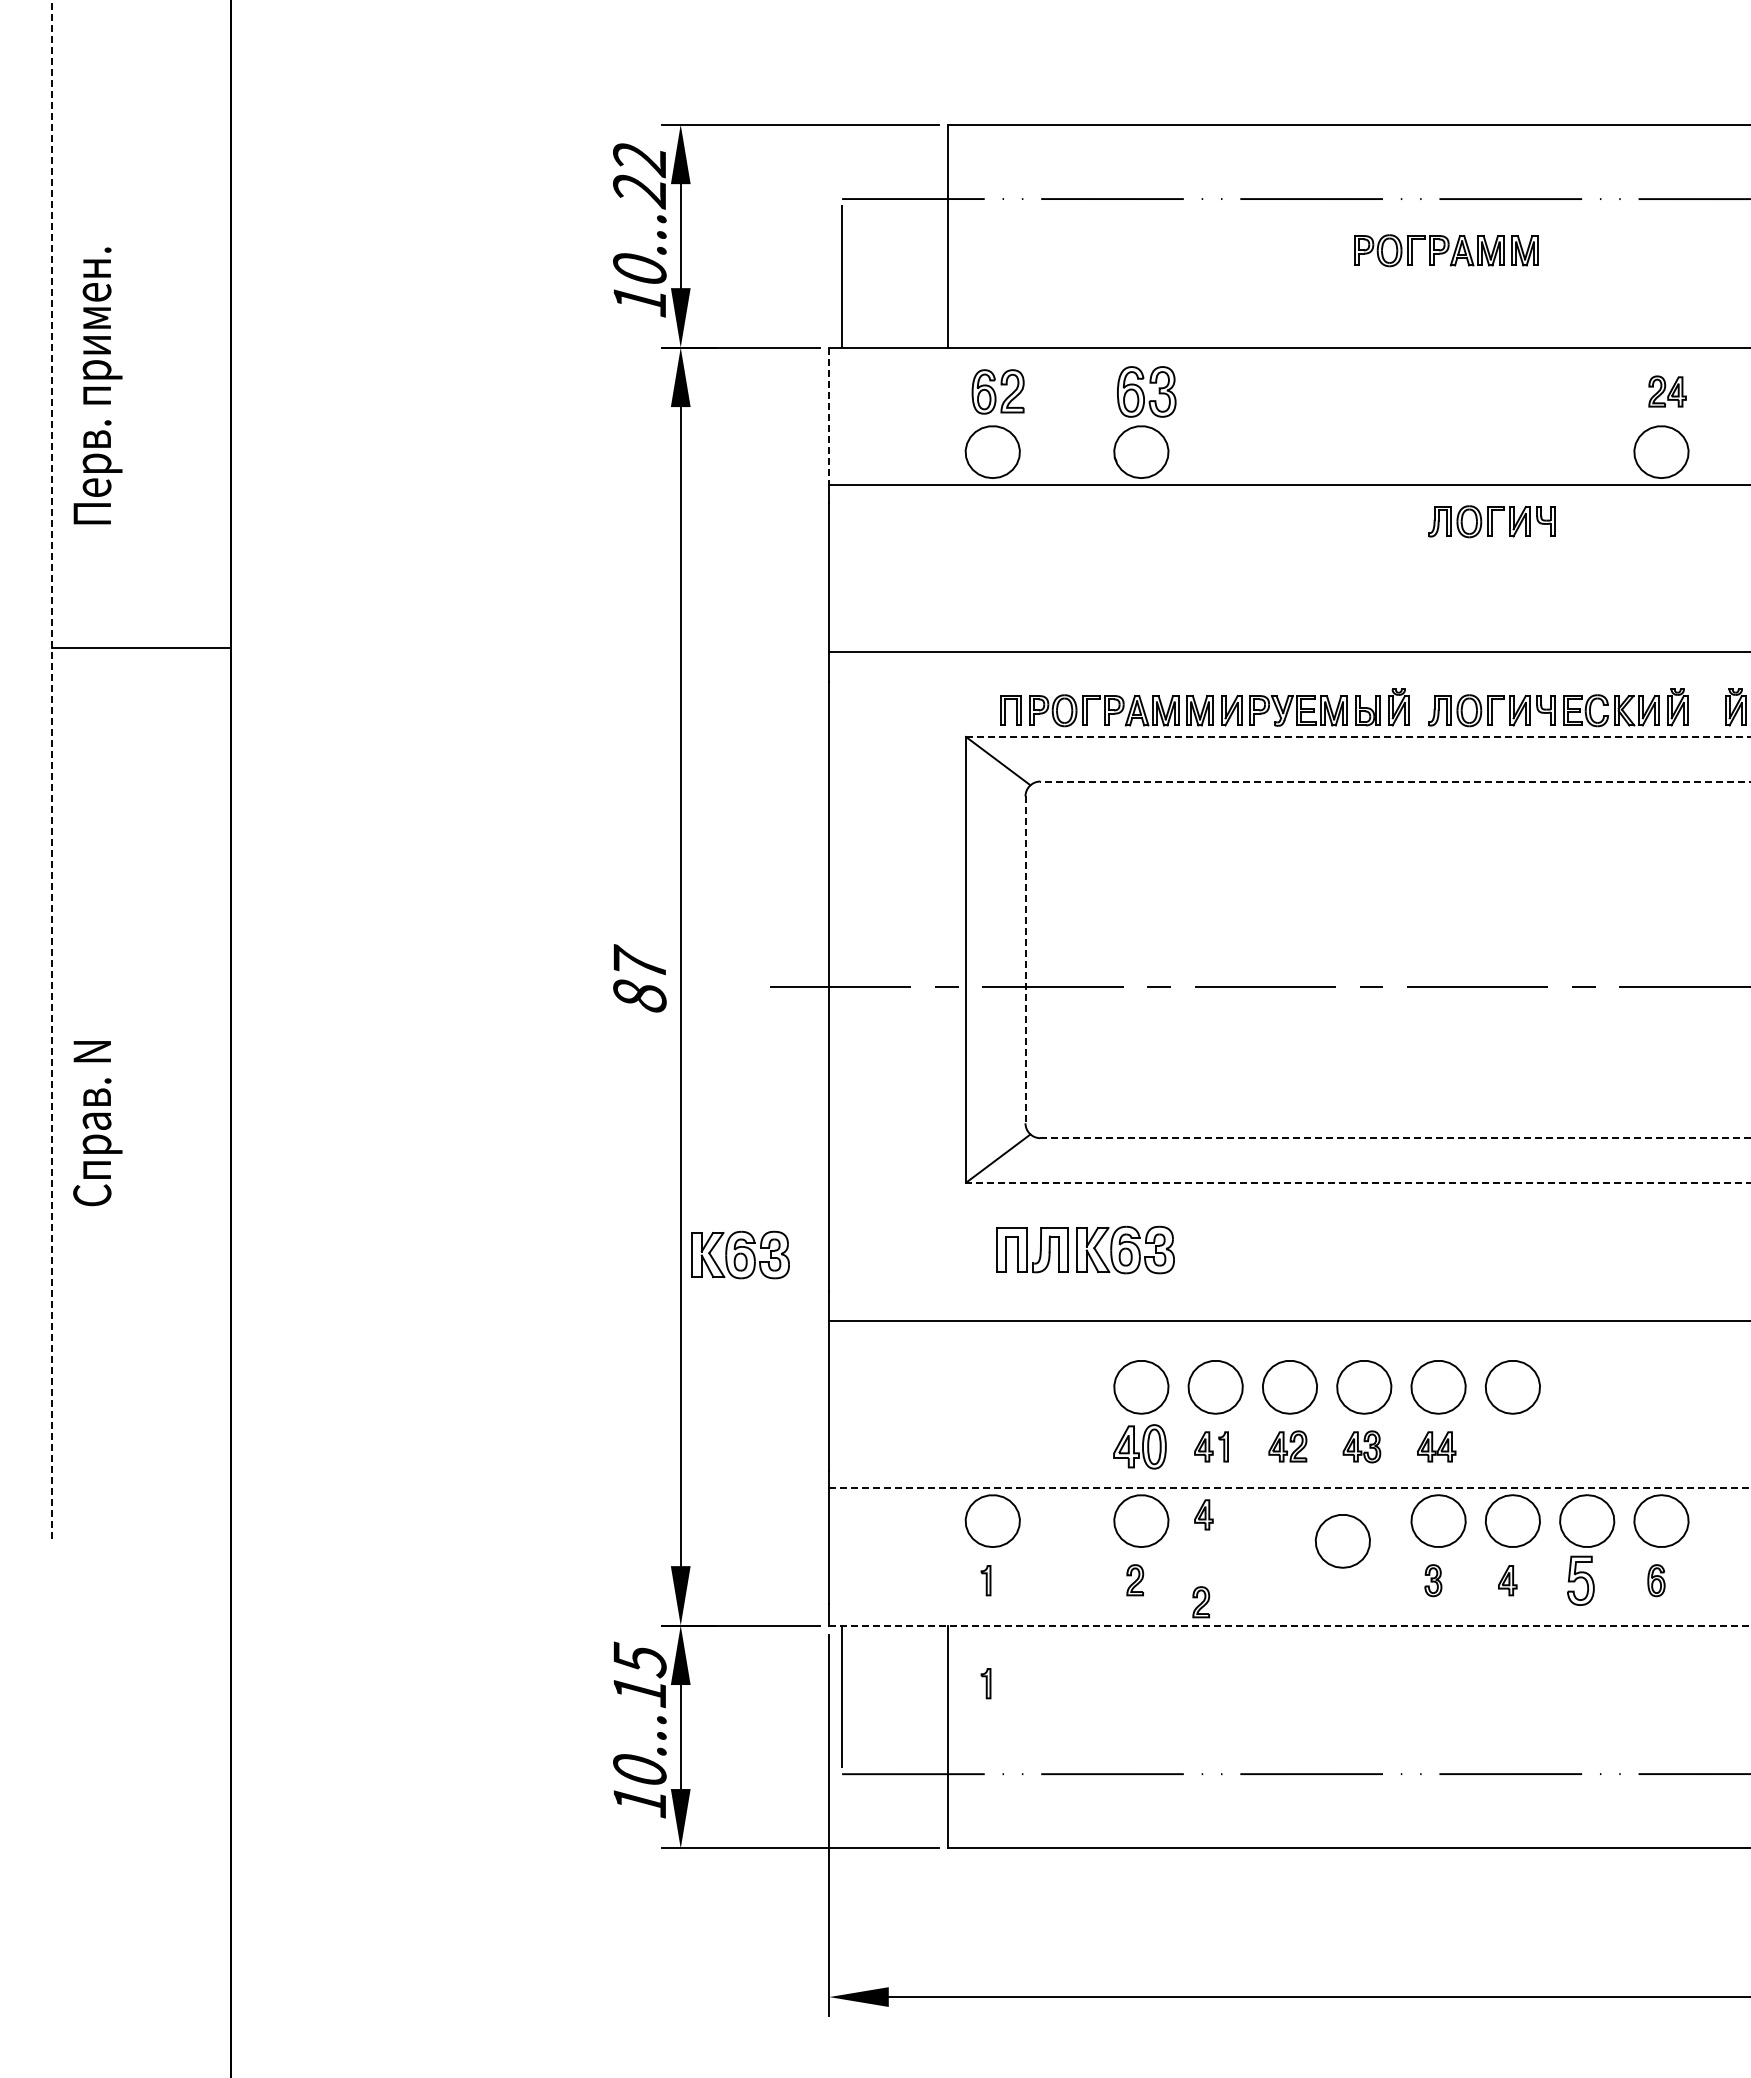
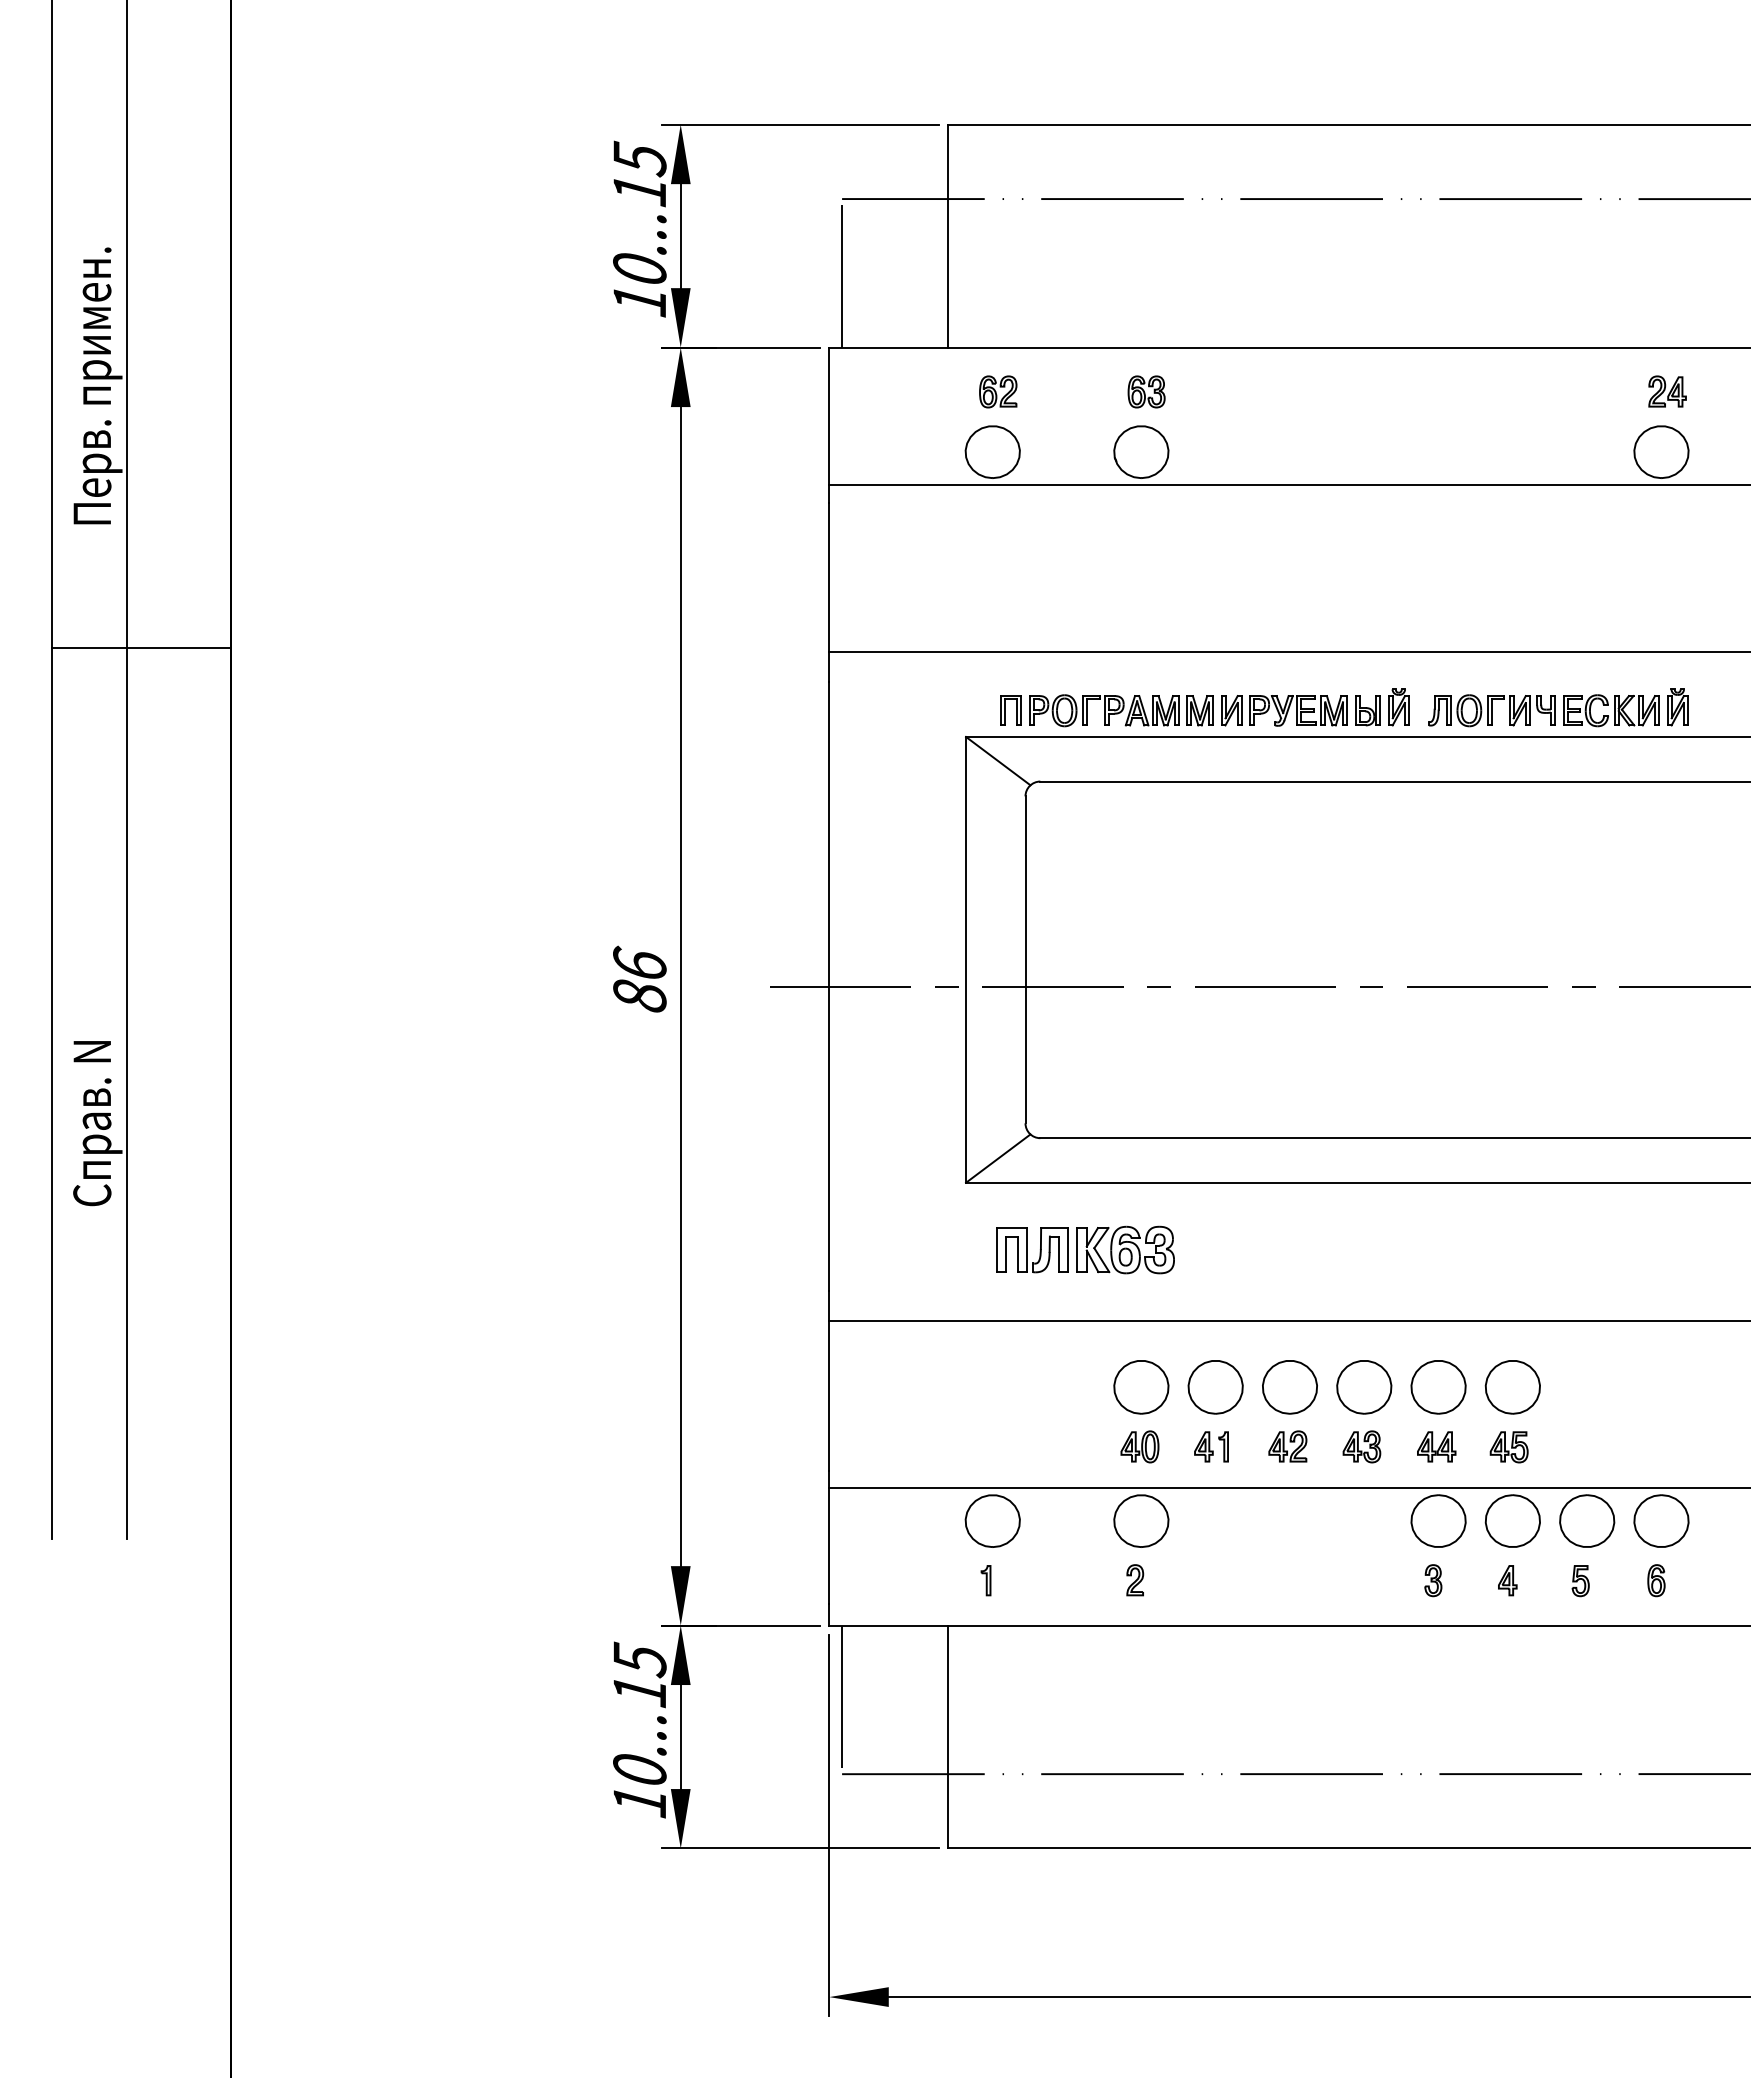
text: 10...22 -> 10...15 (639, 174)
part: present -> none (1446, 250)
part size: 54x46 px -> 39x34 px (998, 391)
part size: 60x52 px -> 39x34 px (1146, 391)
line: dashed -> solid (829, 416)
part: present -> none (1491, 521)
part: present -> none (1735, 707)
line: dashed -> solid (1358, 736)
line: dashed -> solid (52, 769)
line: none -> present (126, 770)
line: dashed -> solid (1395, 781)
line: dashed -> solid (1025, 960)
text: 87 -> 86 (639, 961)
line: dashed -> solid (1395, 1138)
line: dashed -> solid (1358, 1182)
part: present -> none (740, 1254)
part size: 54x46 px -> 40x34 px (1139, 1446)
part: none -> present (1508, 1447)
line: dashed -> solid (1290, 1488)
part: present -> none (1203, 1514)
part: present -> none (1342, 1541)
part size: 28x51 px -> 19x33 px (1580, 1581)
part: present -> none (1201, 1602)
line: dashed -> solid (1290, 1625)
part: present -> none (985, 1683)
